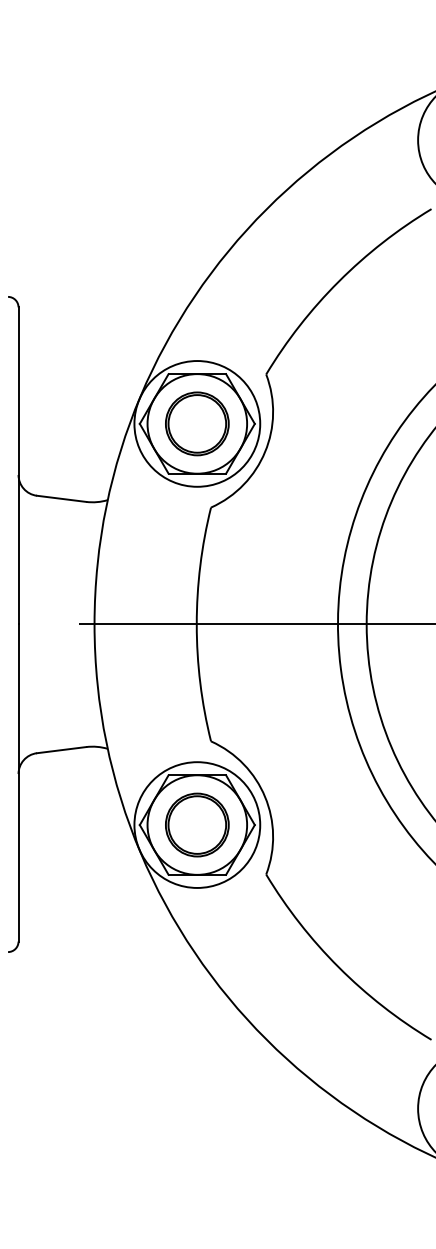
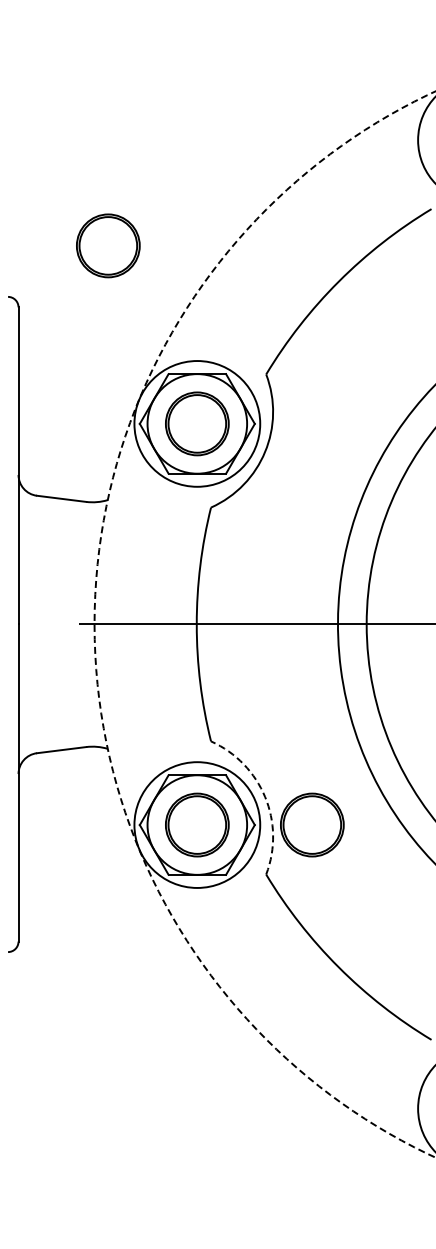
part: none -> present (108, 245)
circle: solid -> dashed (264, 624)
arc: solid -> dashed (265, 796)
part: none -> present (312, 824)
